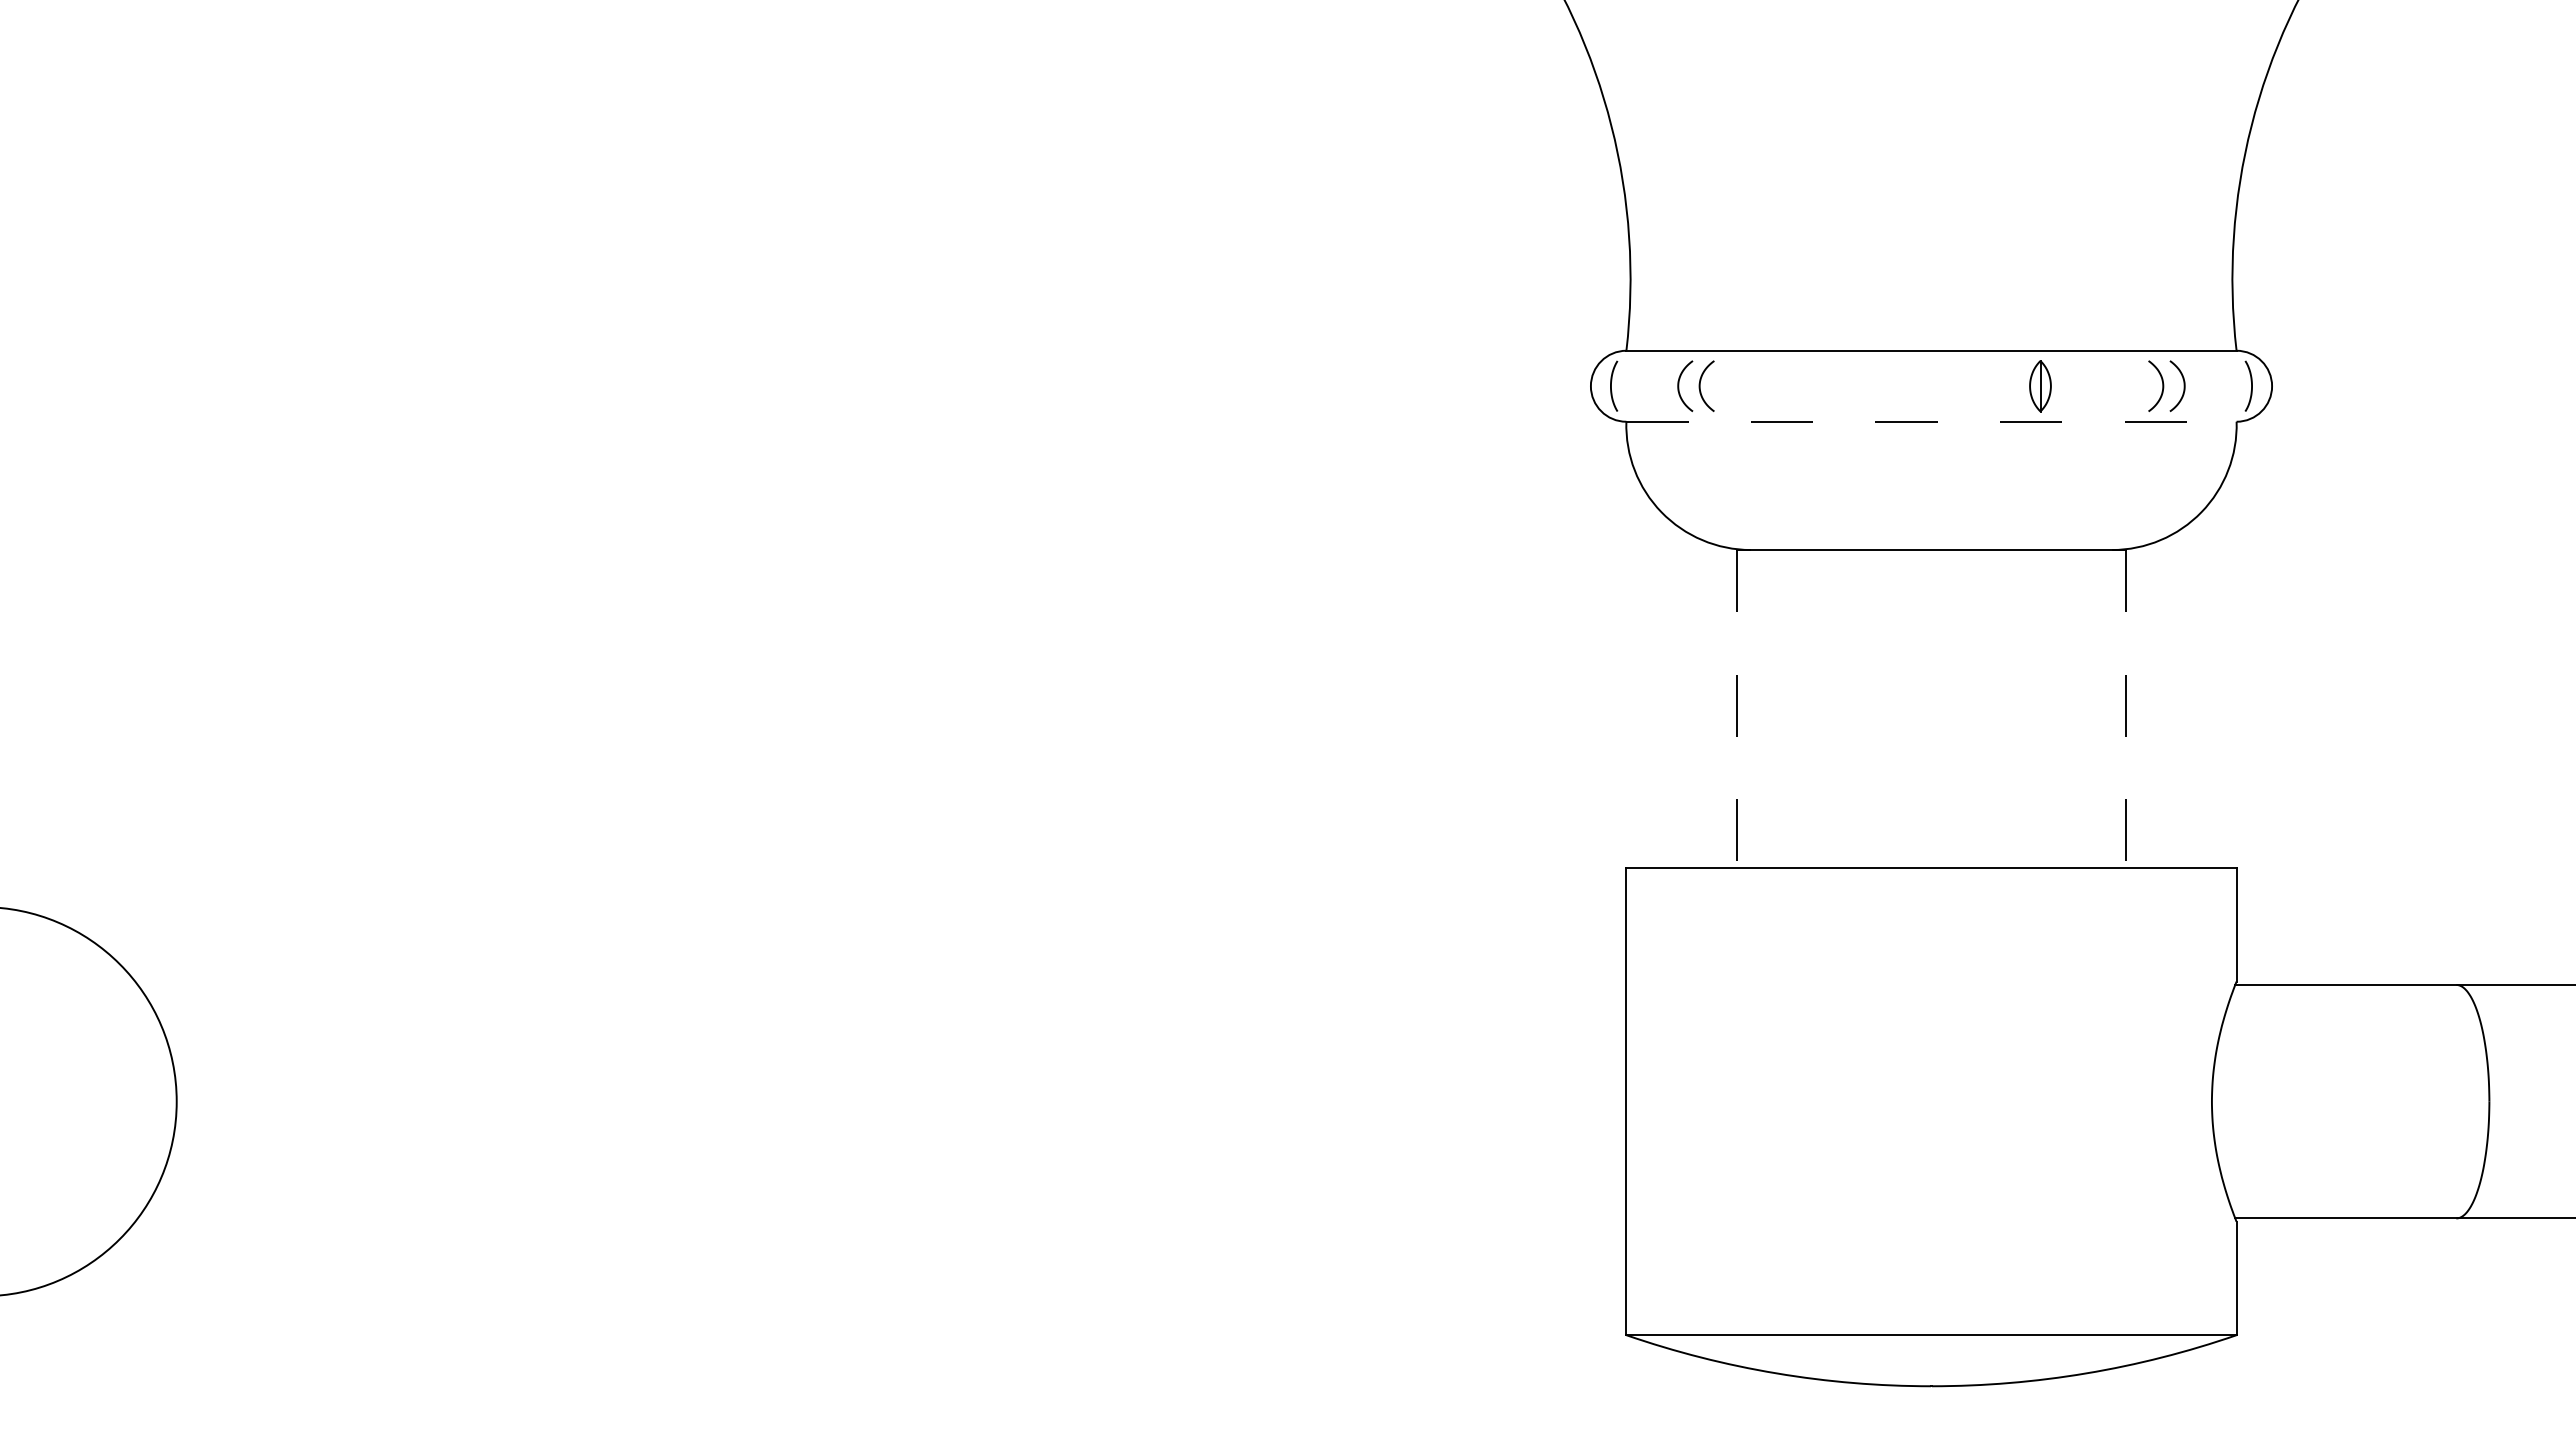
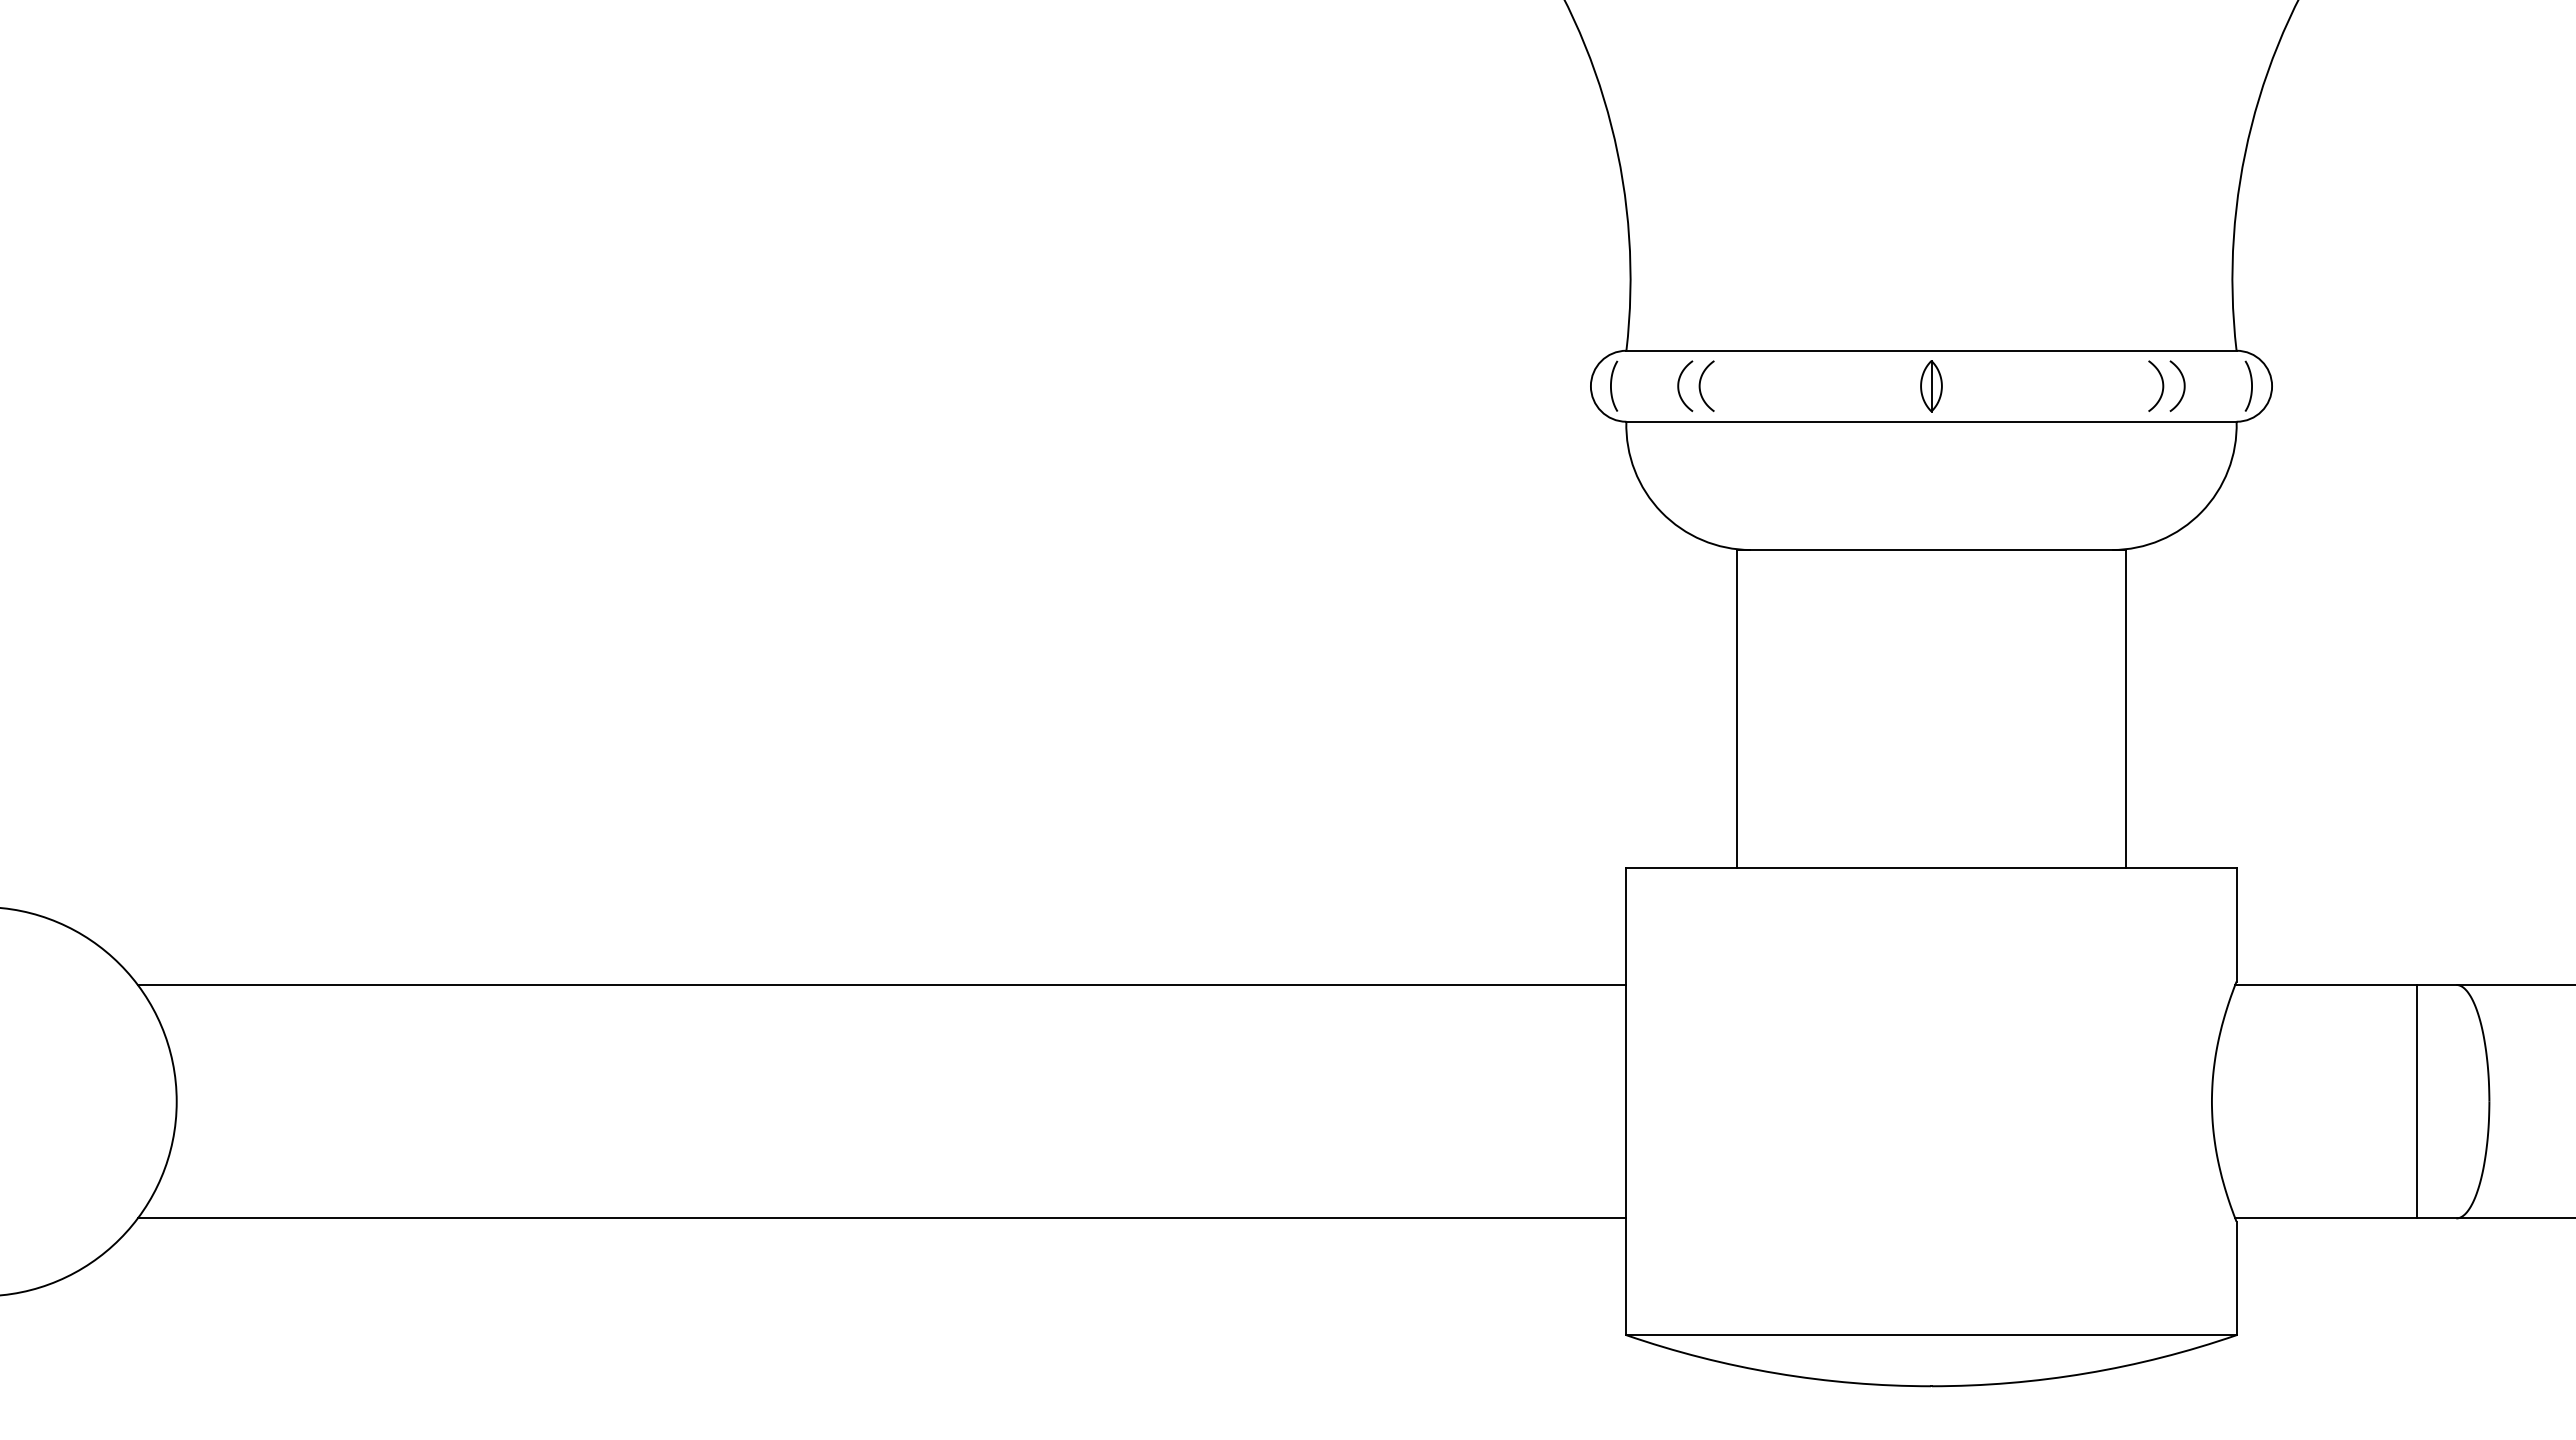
part position: (2040, 386) -> (1931, 386) (1931, 386)
line: dashed -> solid (1932, 421)
line: dashed -> solid (1736, 709)
line: dashed -> solid (2126, 709)
line: none -> present (881, 984)
line: none -> present (2417, 1101)
line: none -> present (881, 1218)
